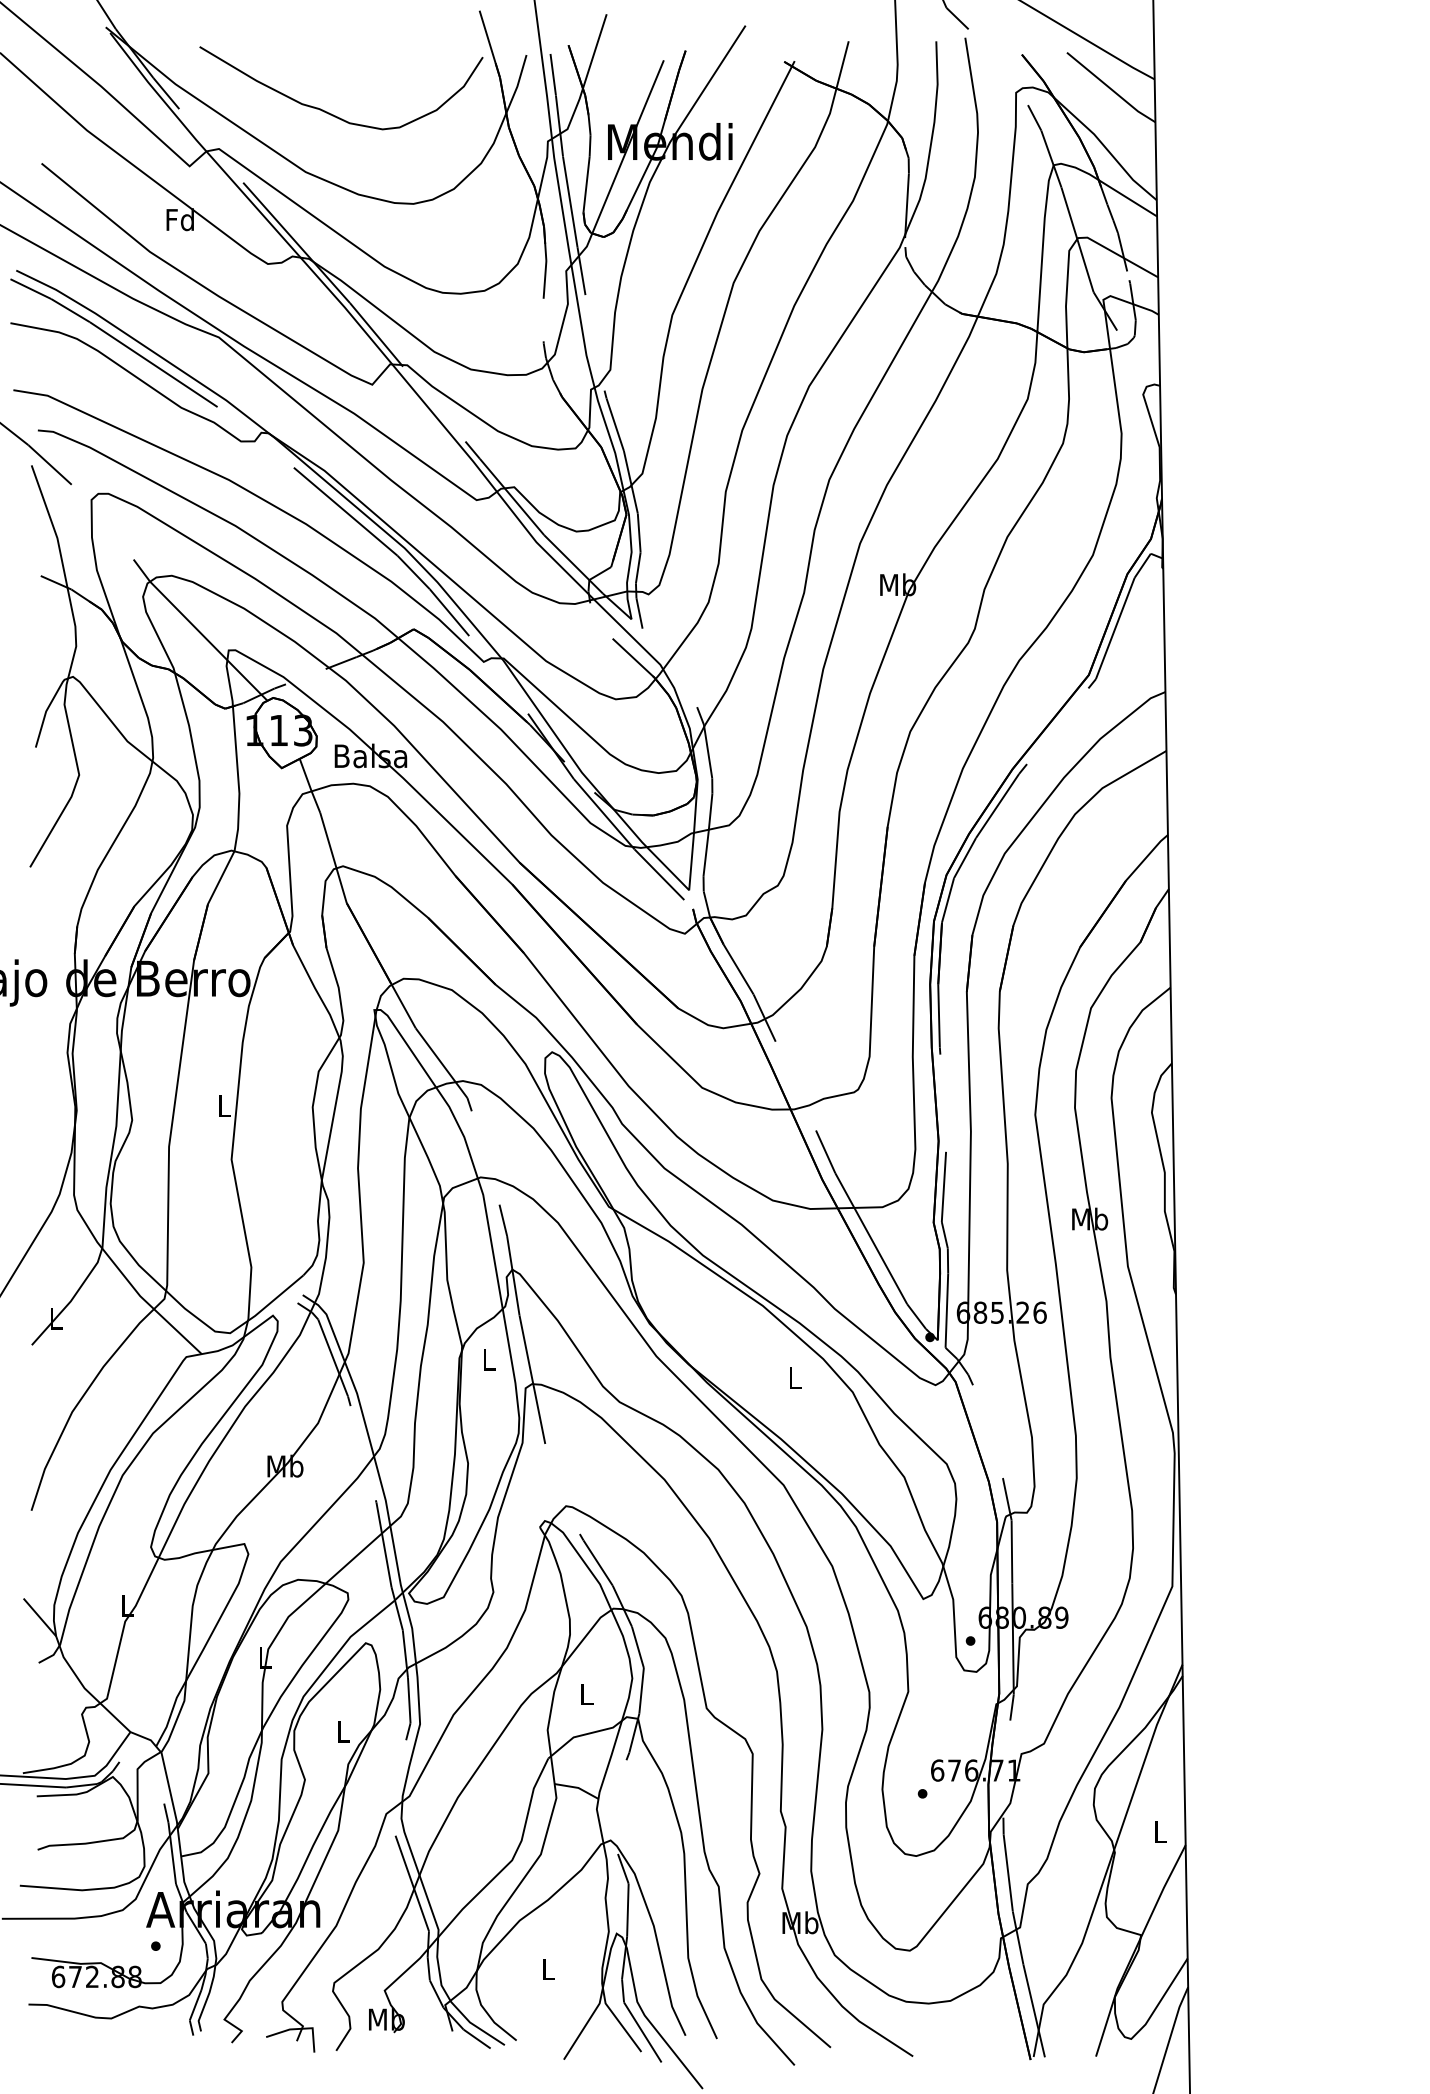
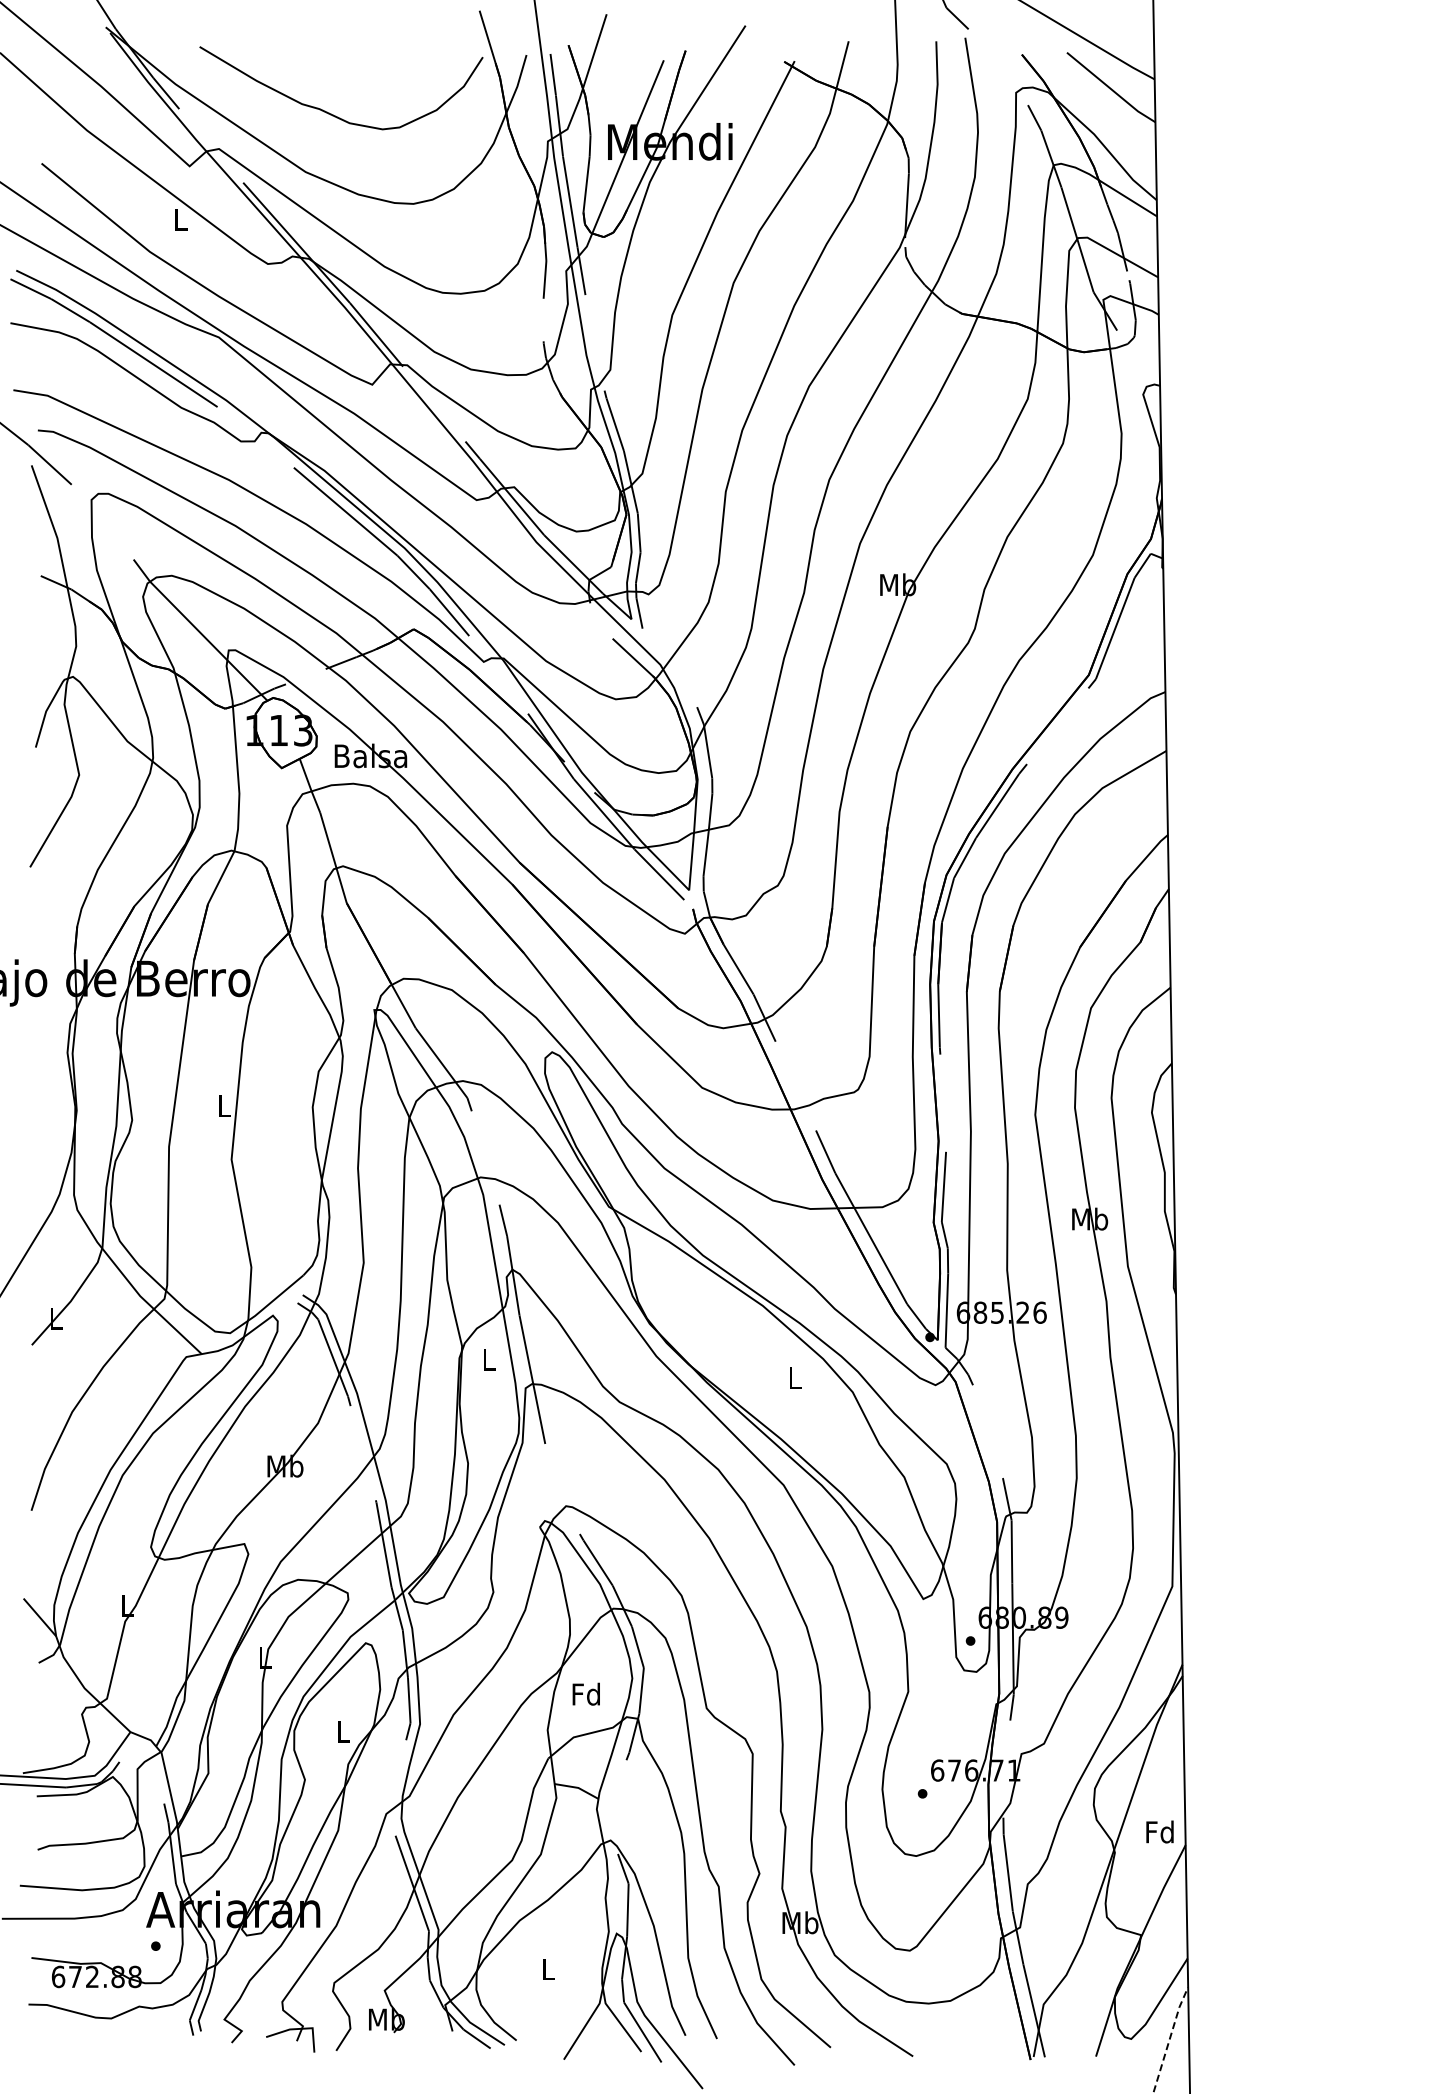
text: Fd -> L (179, 219)
text: L -> Fd (585, 1693)
text: L -> Fd (1159, 1831)
line: solid -> dashed (1169, 2038)
